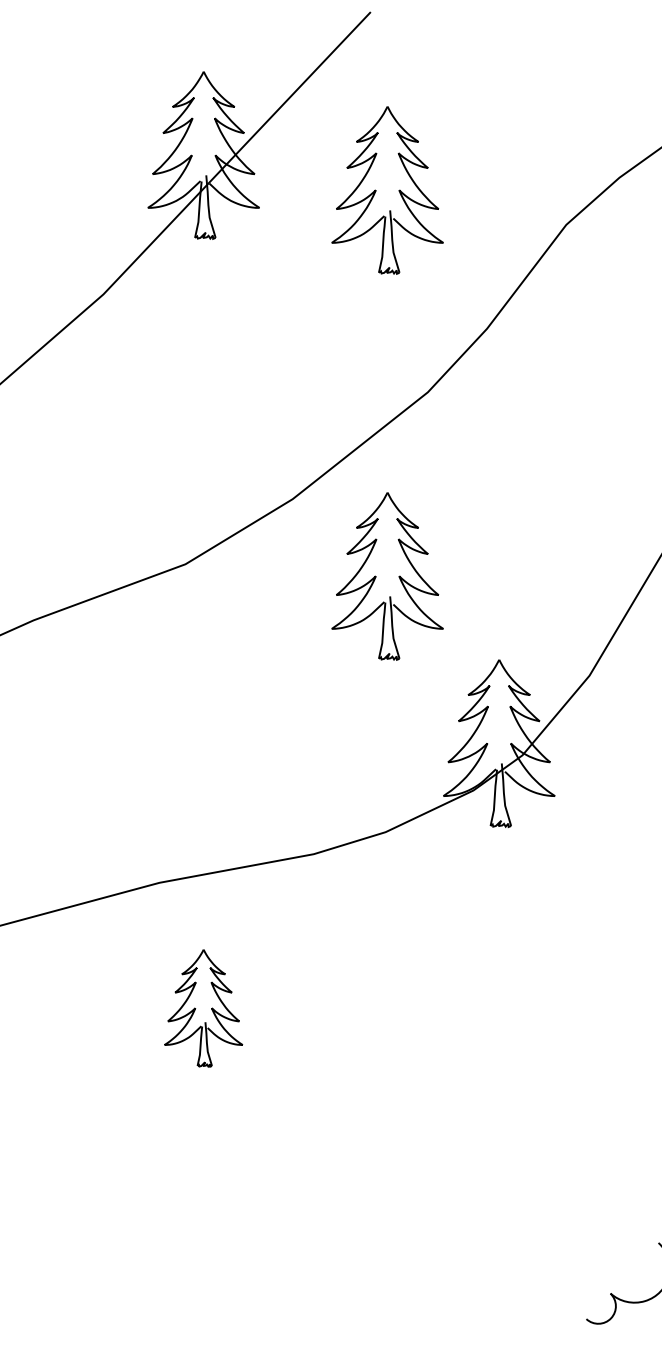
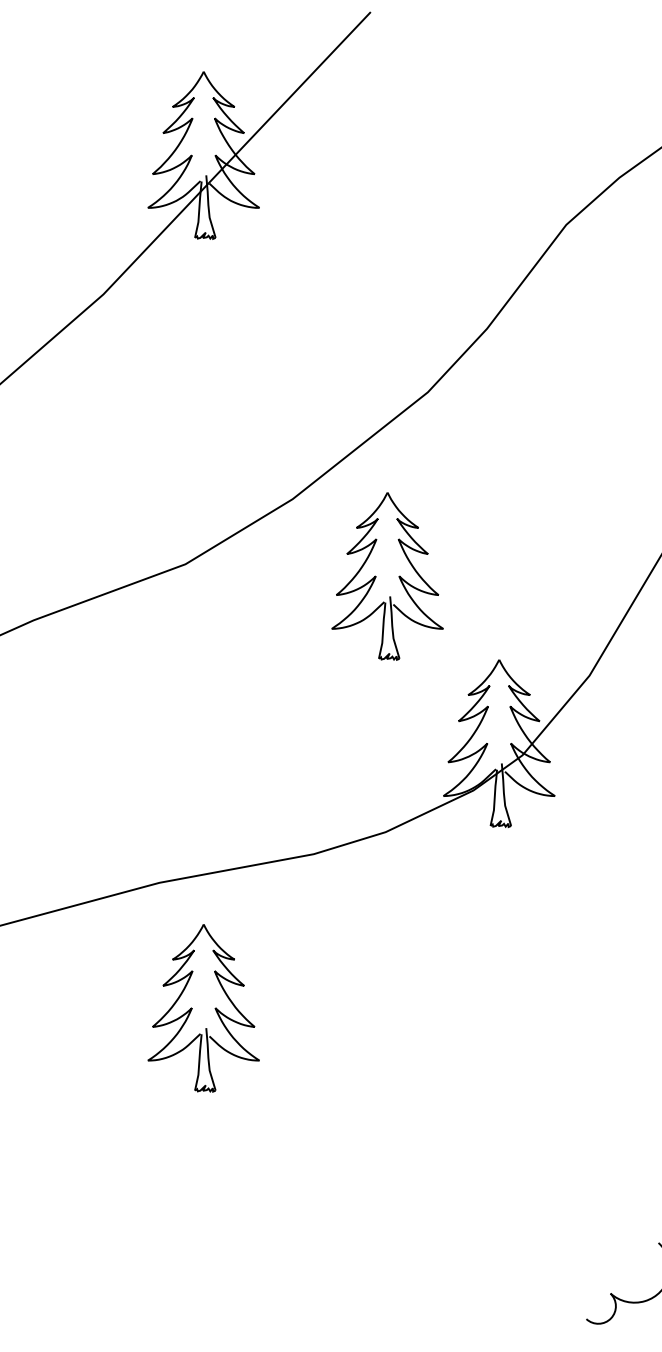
part: present -> none (376, 190)
part size: 80x119 px -> 113x169 px (203, 1008)
